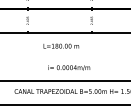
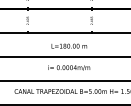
text position: (61, 45) -> (69, 45) (69, 45)
line: none -> present (64, 56)
